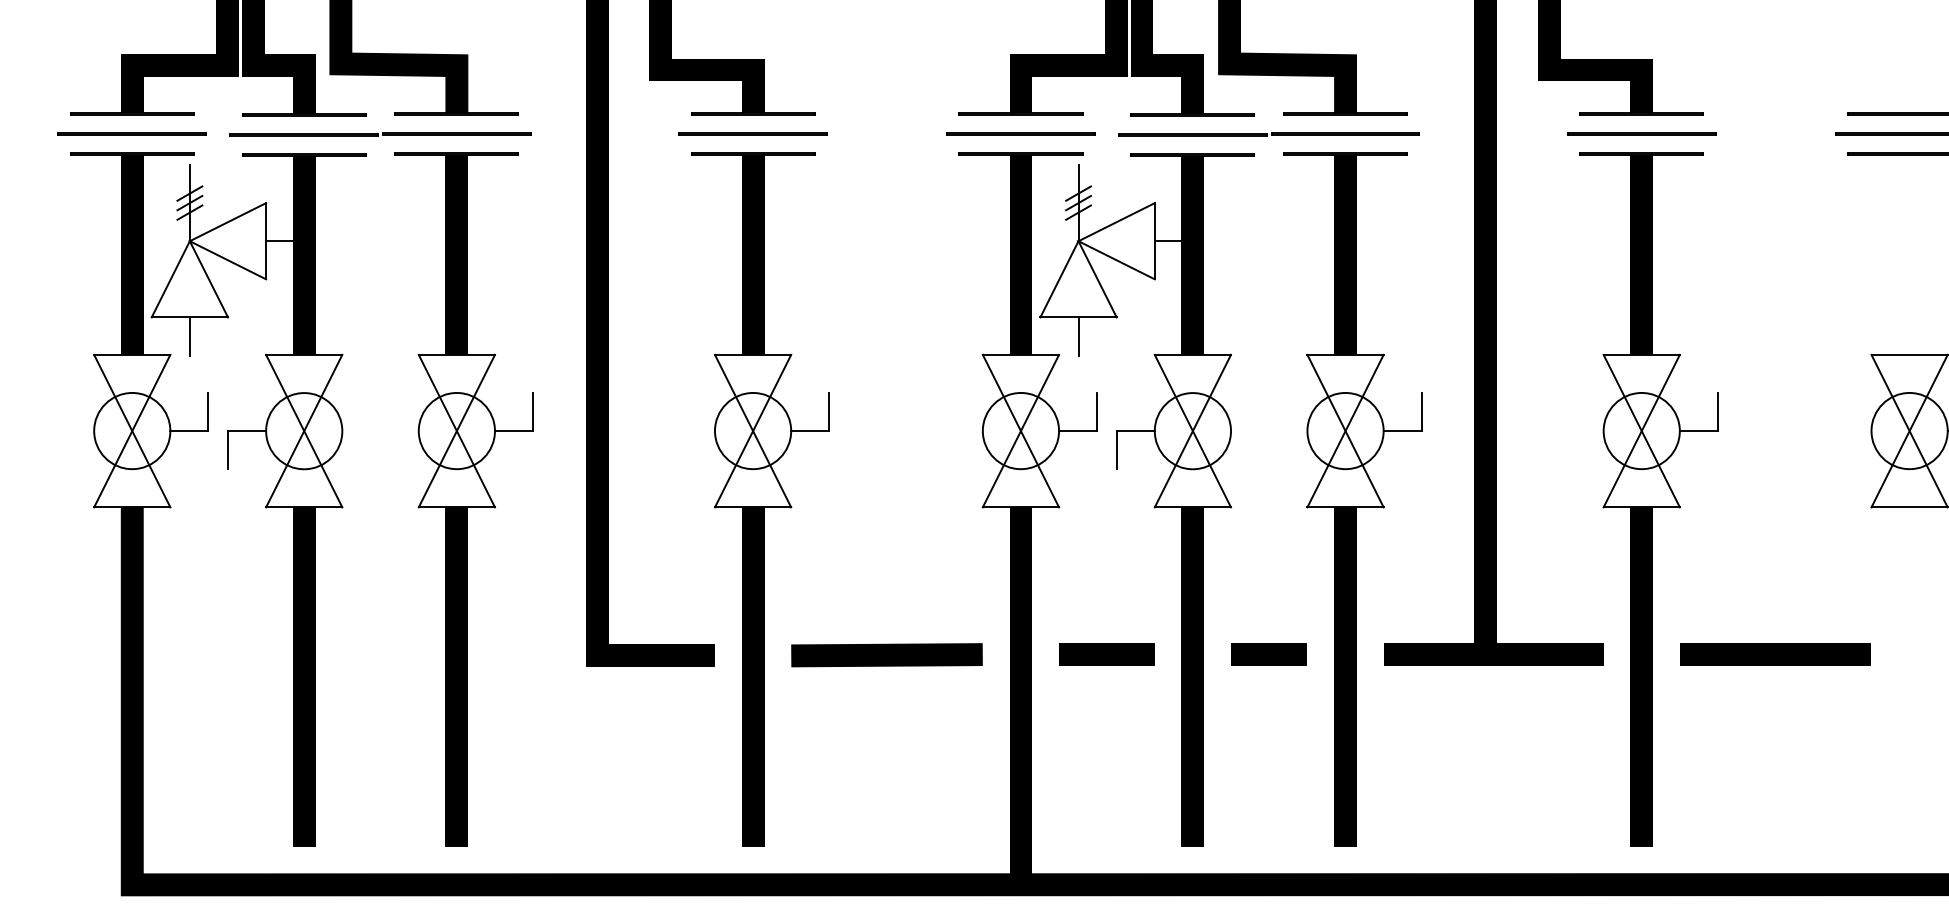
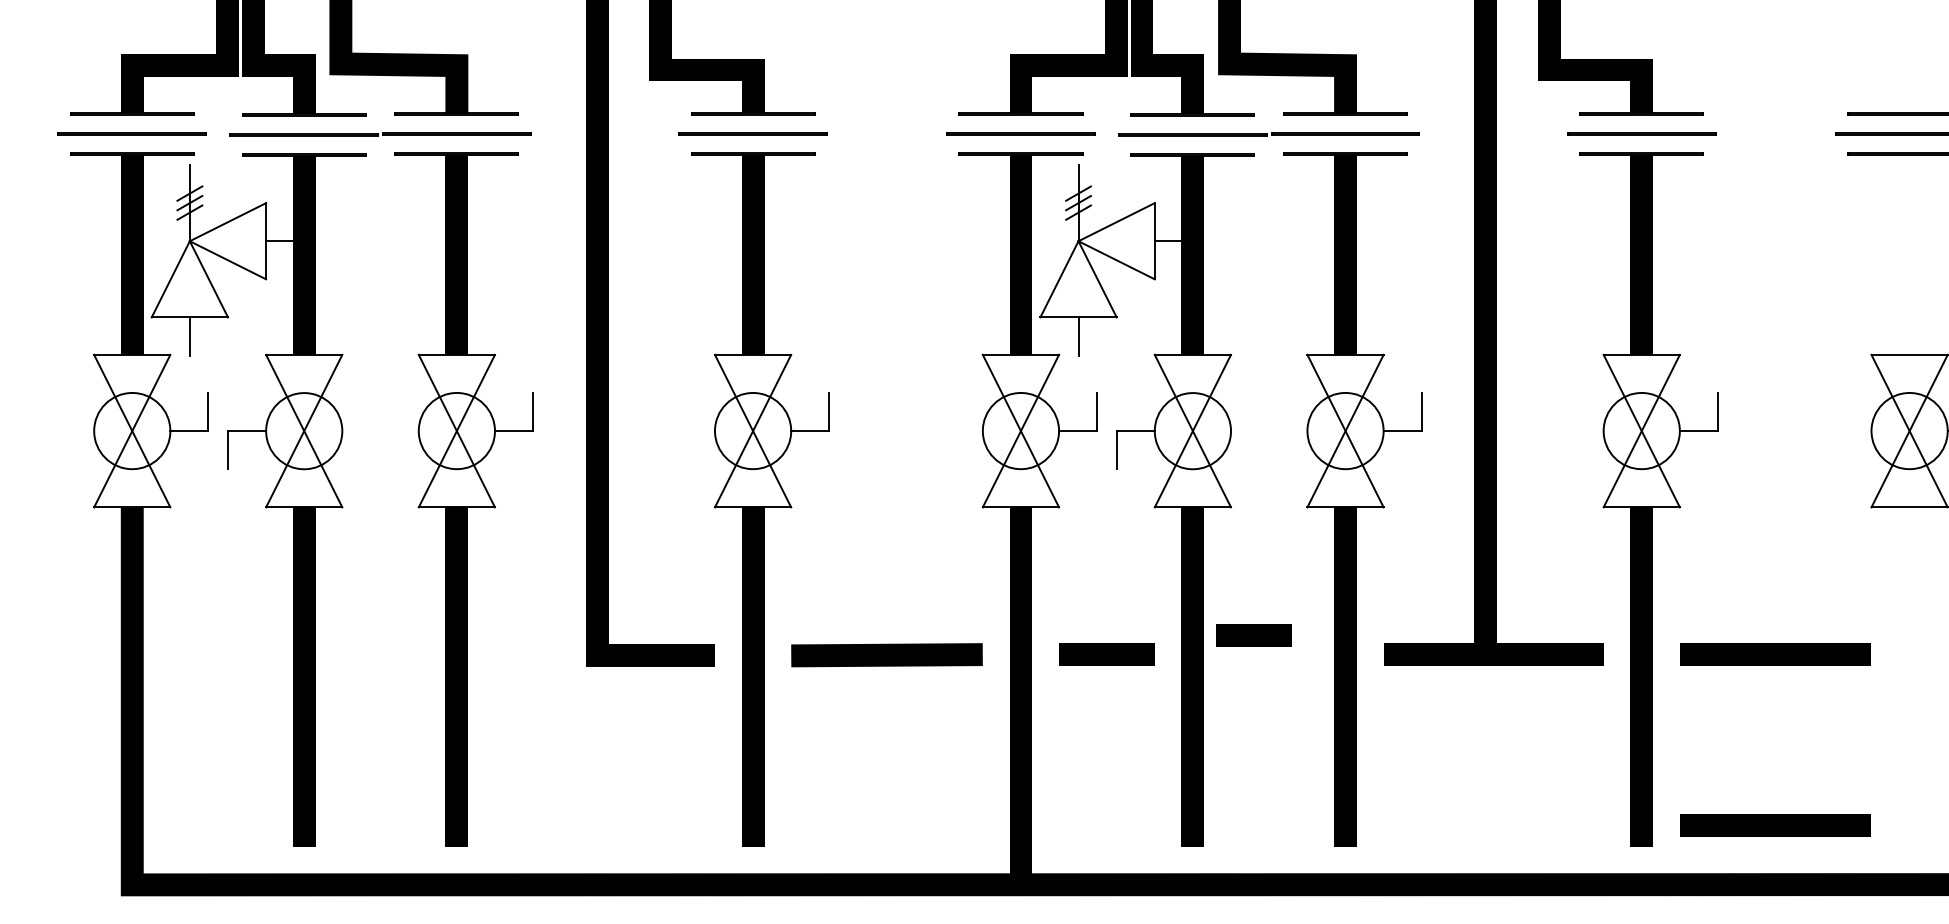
line position: (1268, 654) -> (1253, 635) (1253, 635)
line: none -> present (1775, 825)
